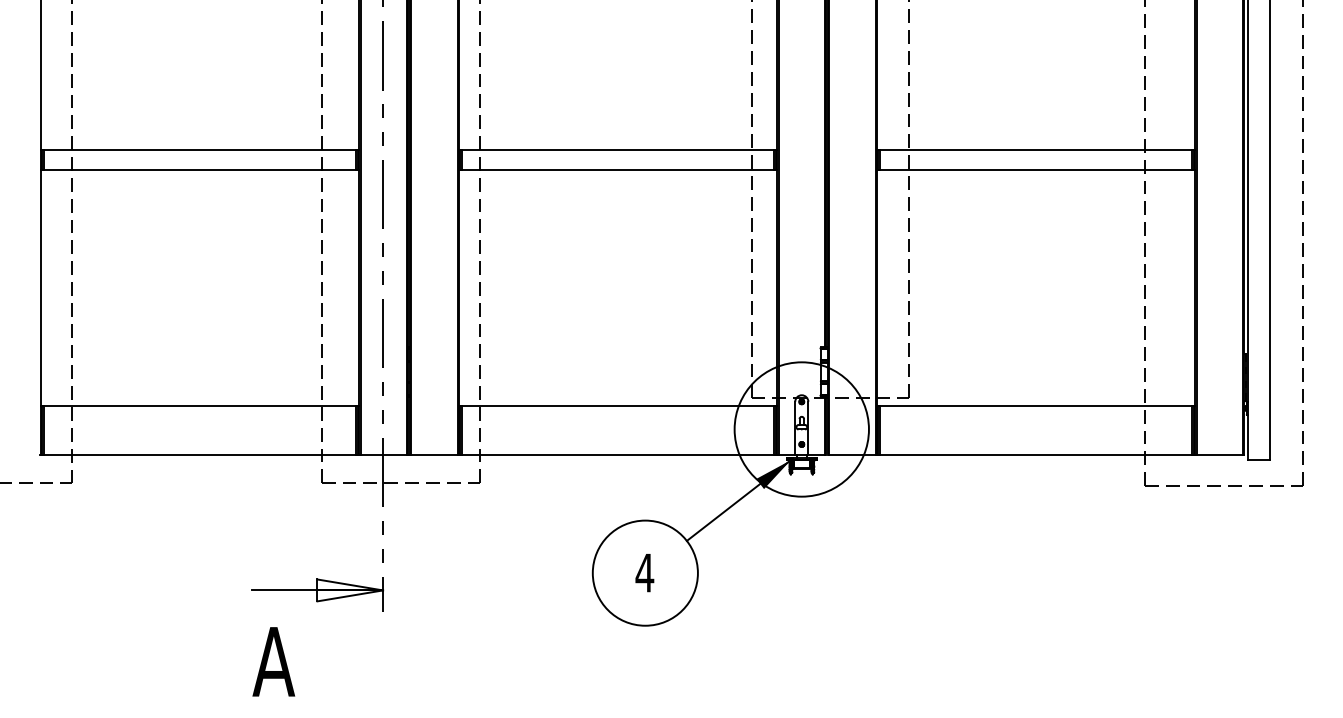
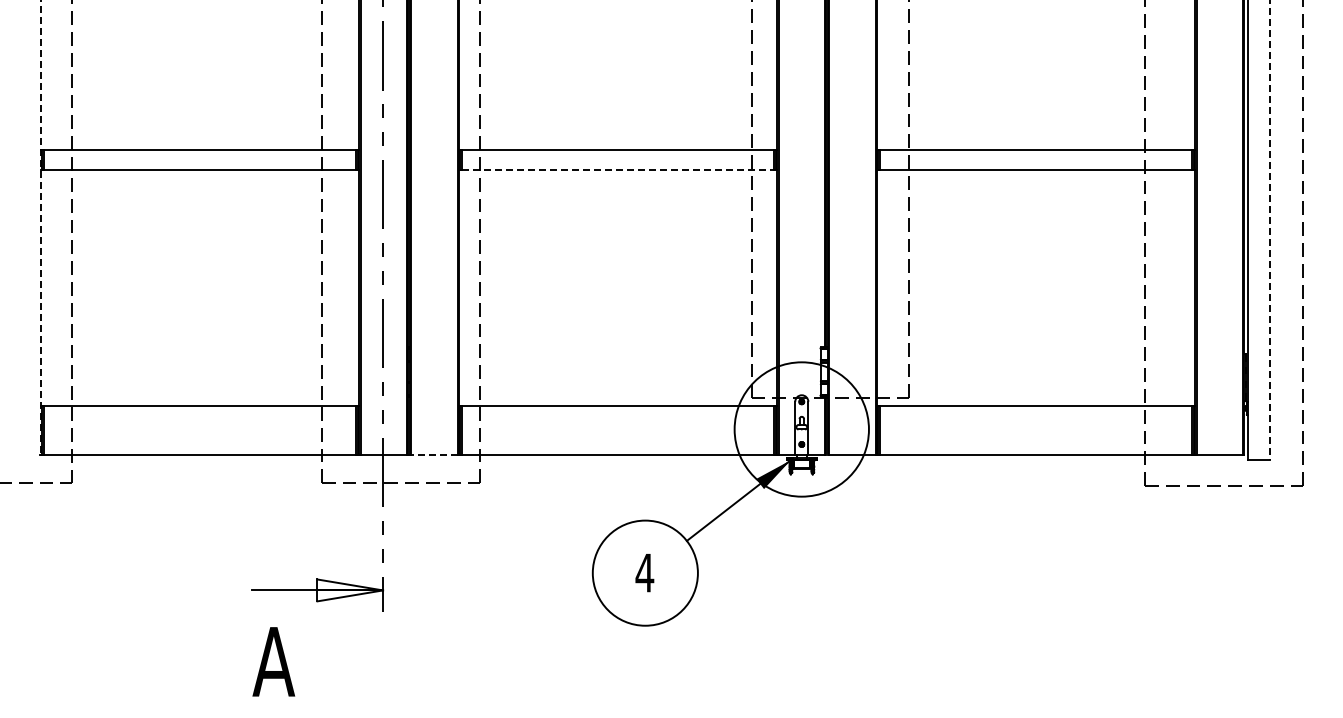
line: solid -> dashed (618, 169)
line: solid -> dashed (40, 228)
line: solid -> dashed (1269, 230)
line: solid -> dashed (433, 455)
